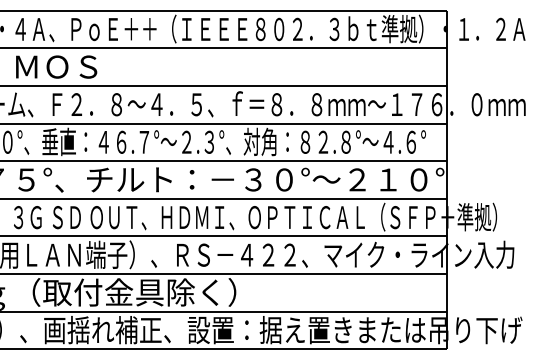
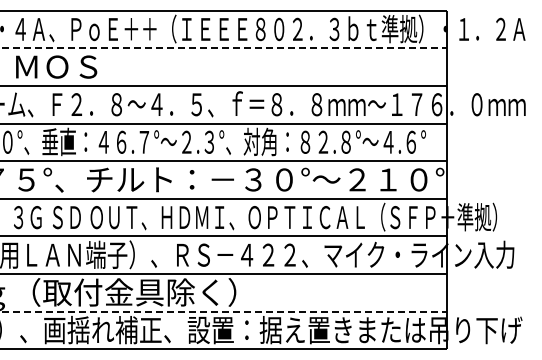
line: solid -> dashed (224, 48)
line: solid -> dashed (224, 311)
